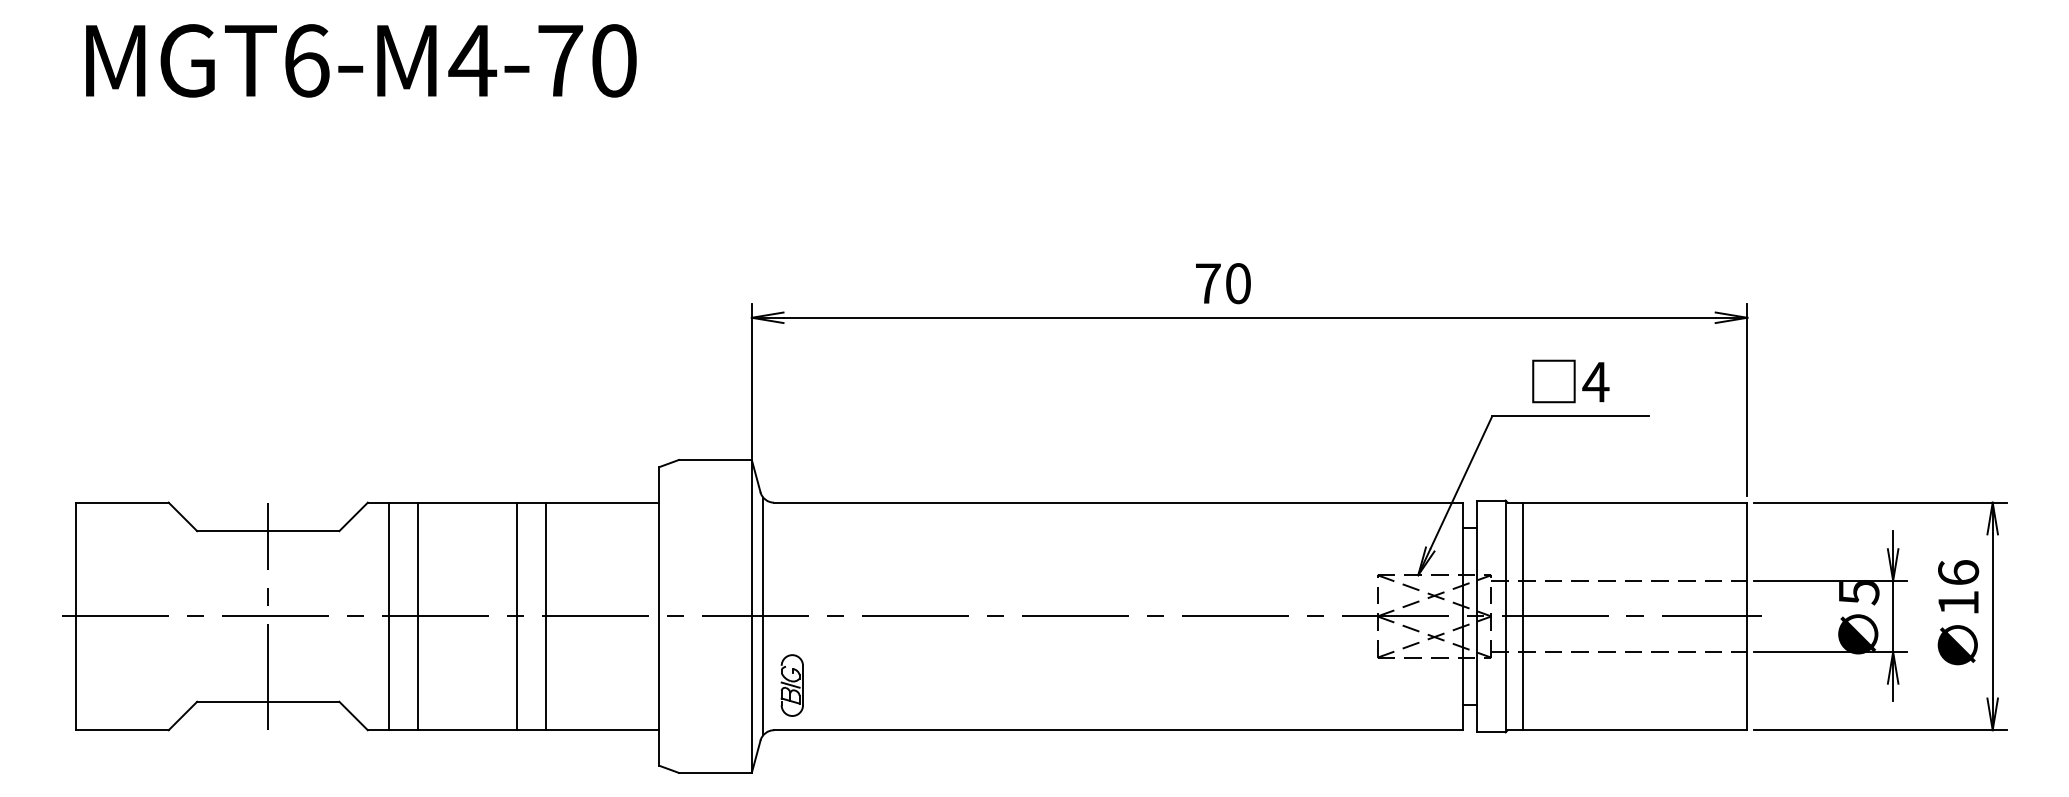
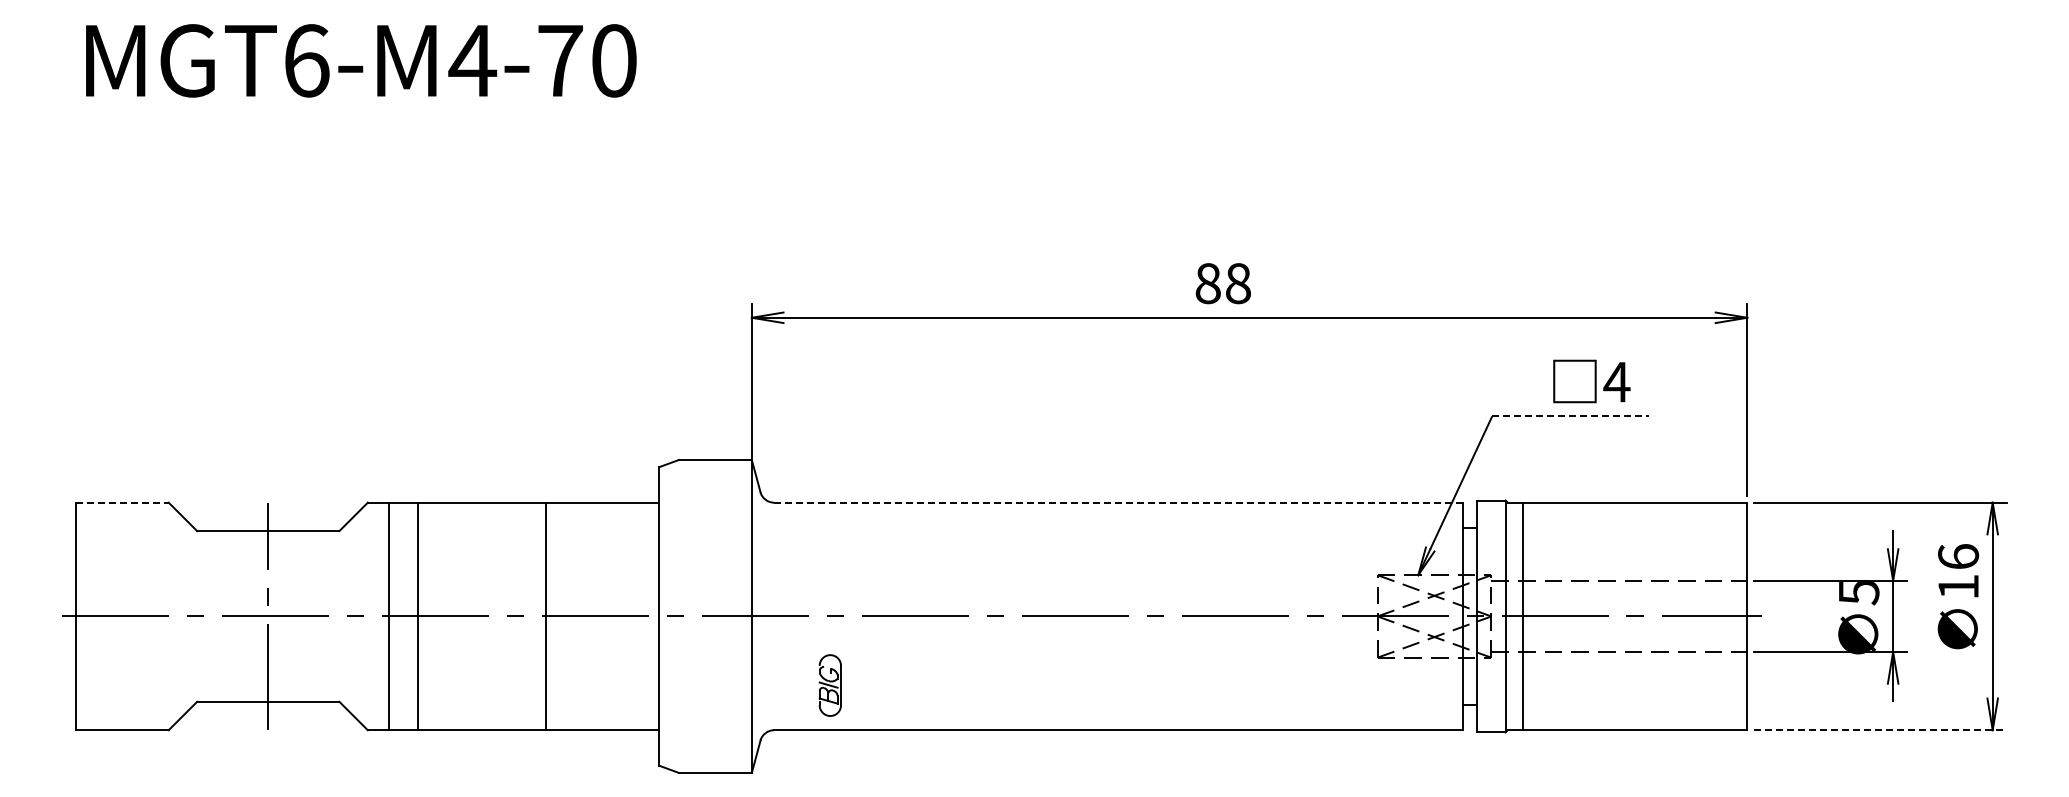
text: 70 -> 88 (1222, 283)
text position: (1570, 381) -> (1591, 381) (1591, 381)
line: solid -> dashed (1570, 416)
line: solid -> dashed (123, 502)
line: solid -> dashed (1118, 502)
text position: (1958, 612) -> (1958, 596) (1958, 596)
line: present -> none (517, 616)
line: present -> none (763, 616)
part position: (791, 685) -> (829, 685) (829, 685)
line: solid -> dashed (1881, 730)
